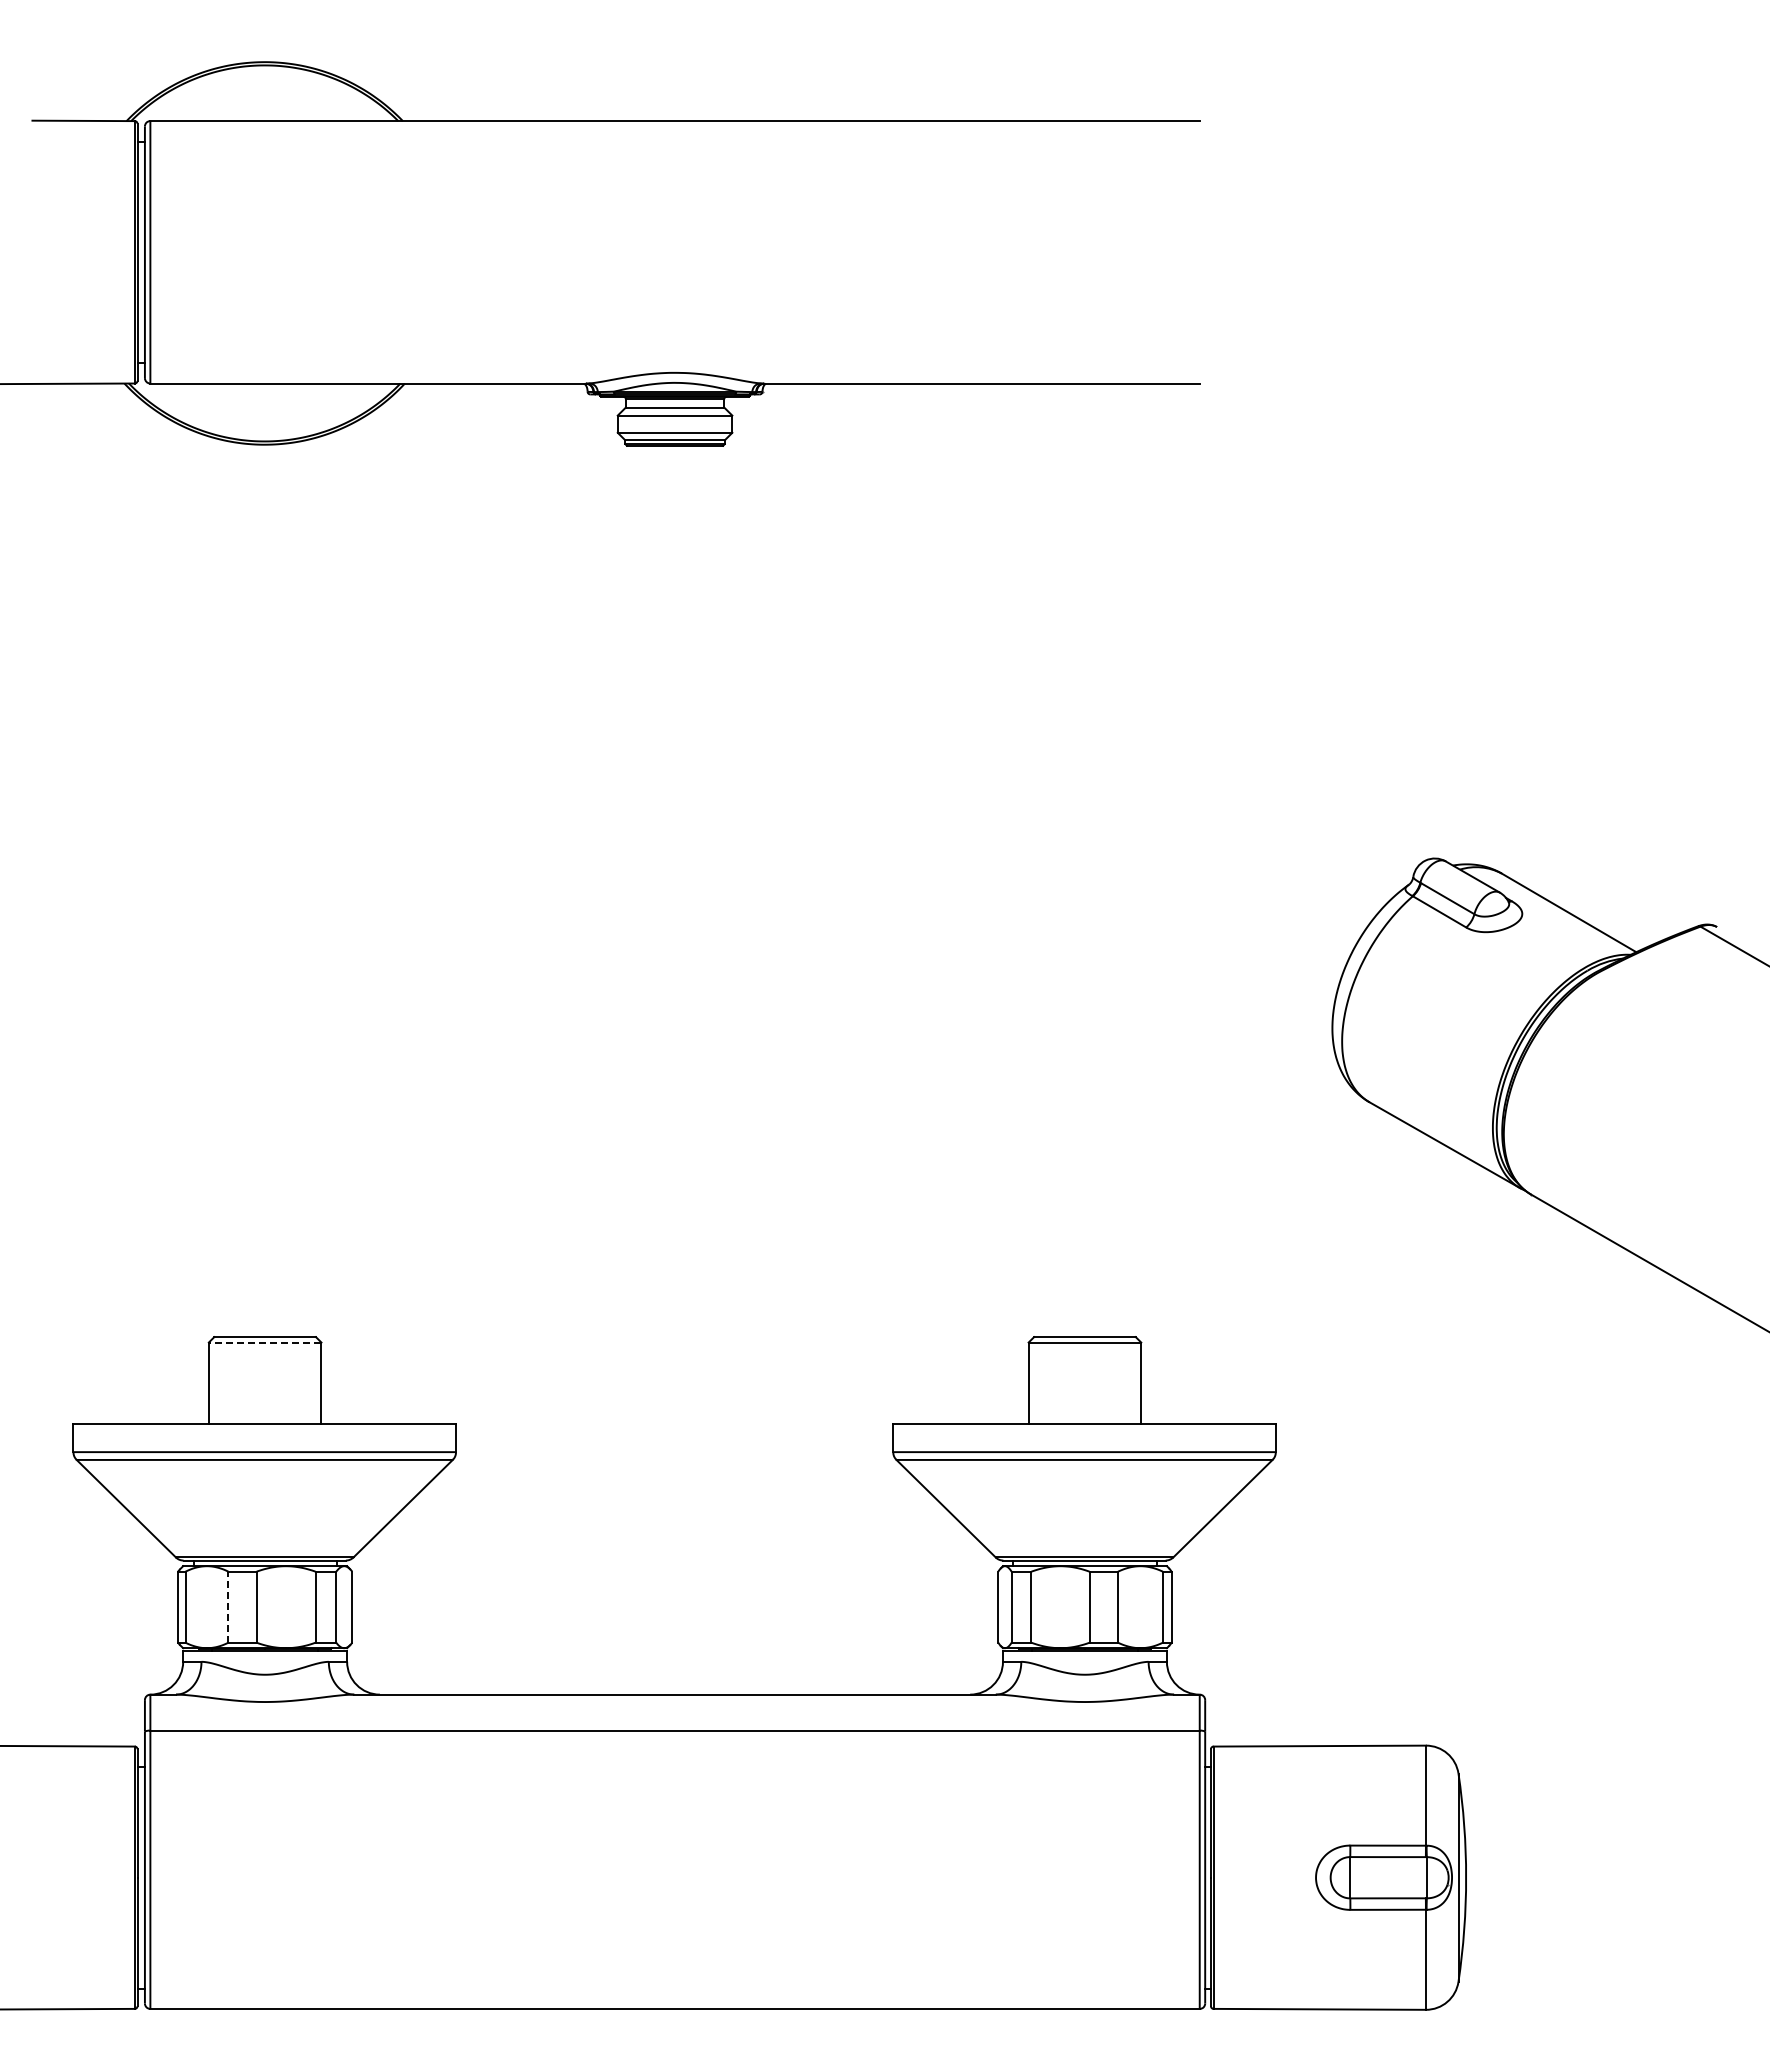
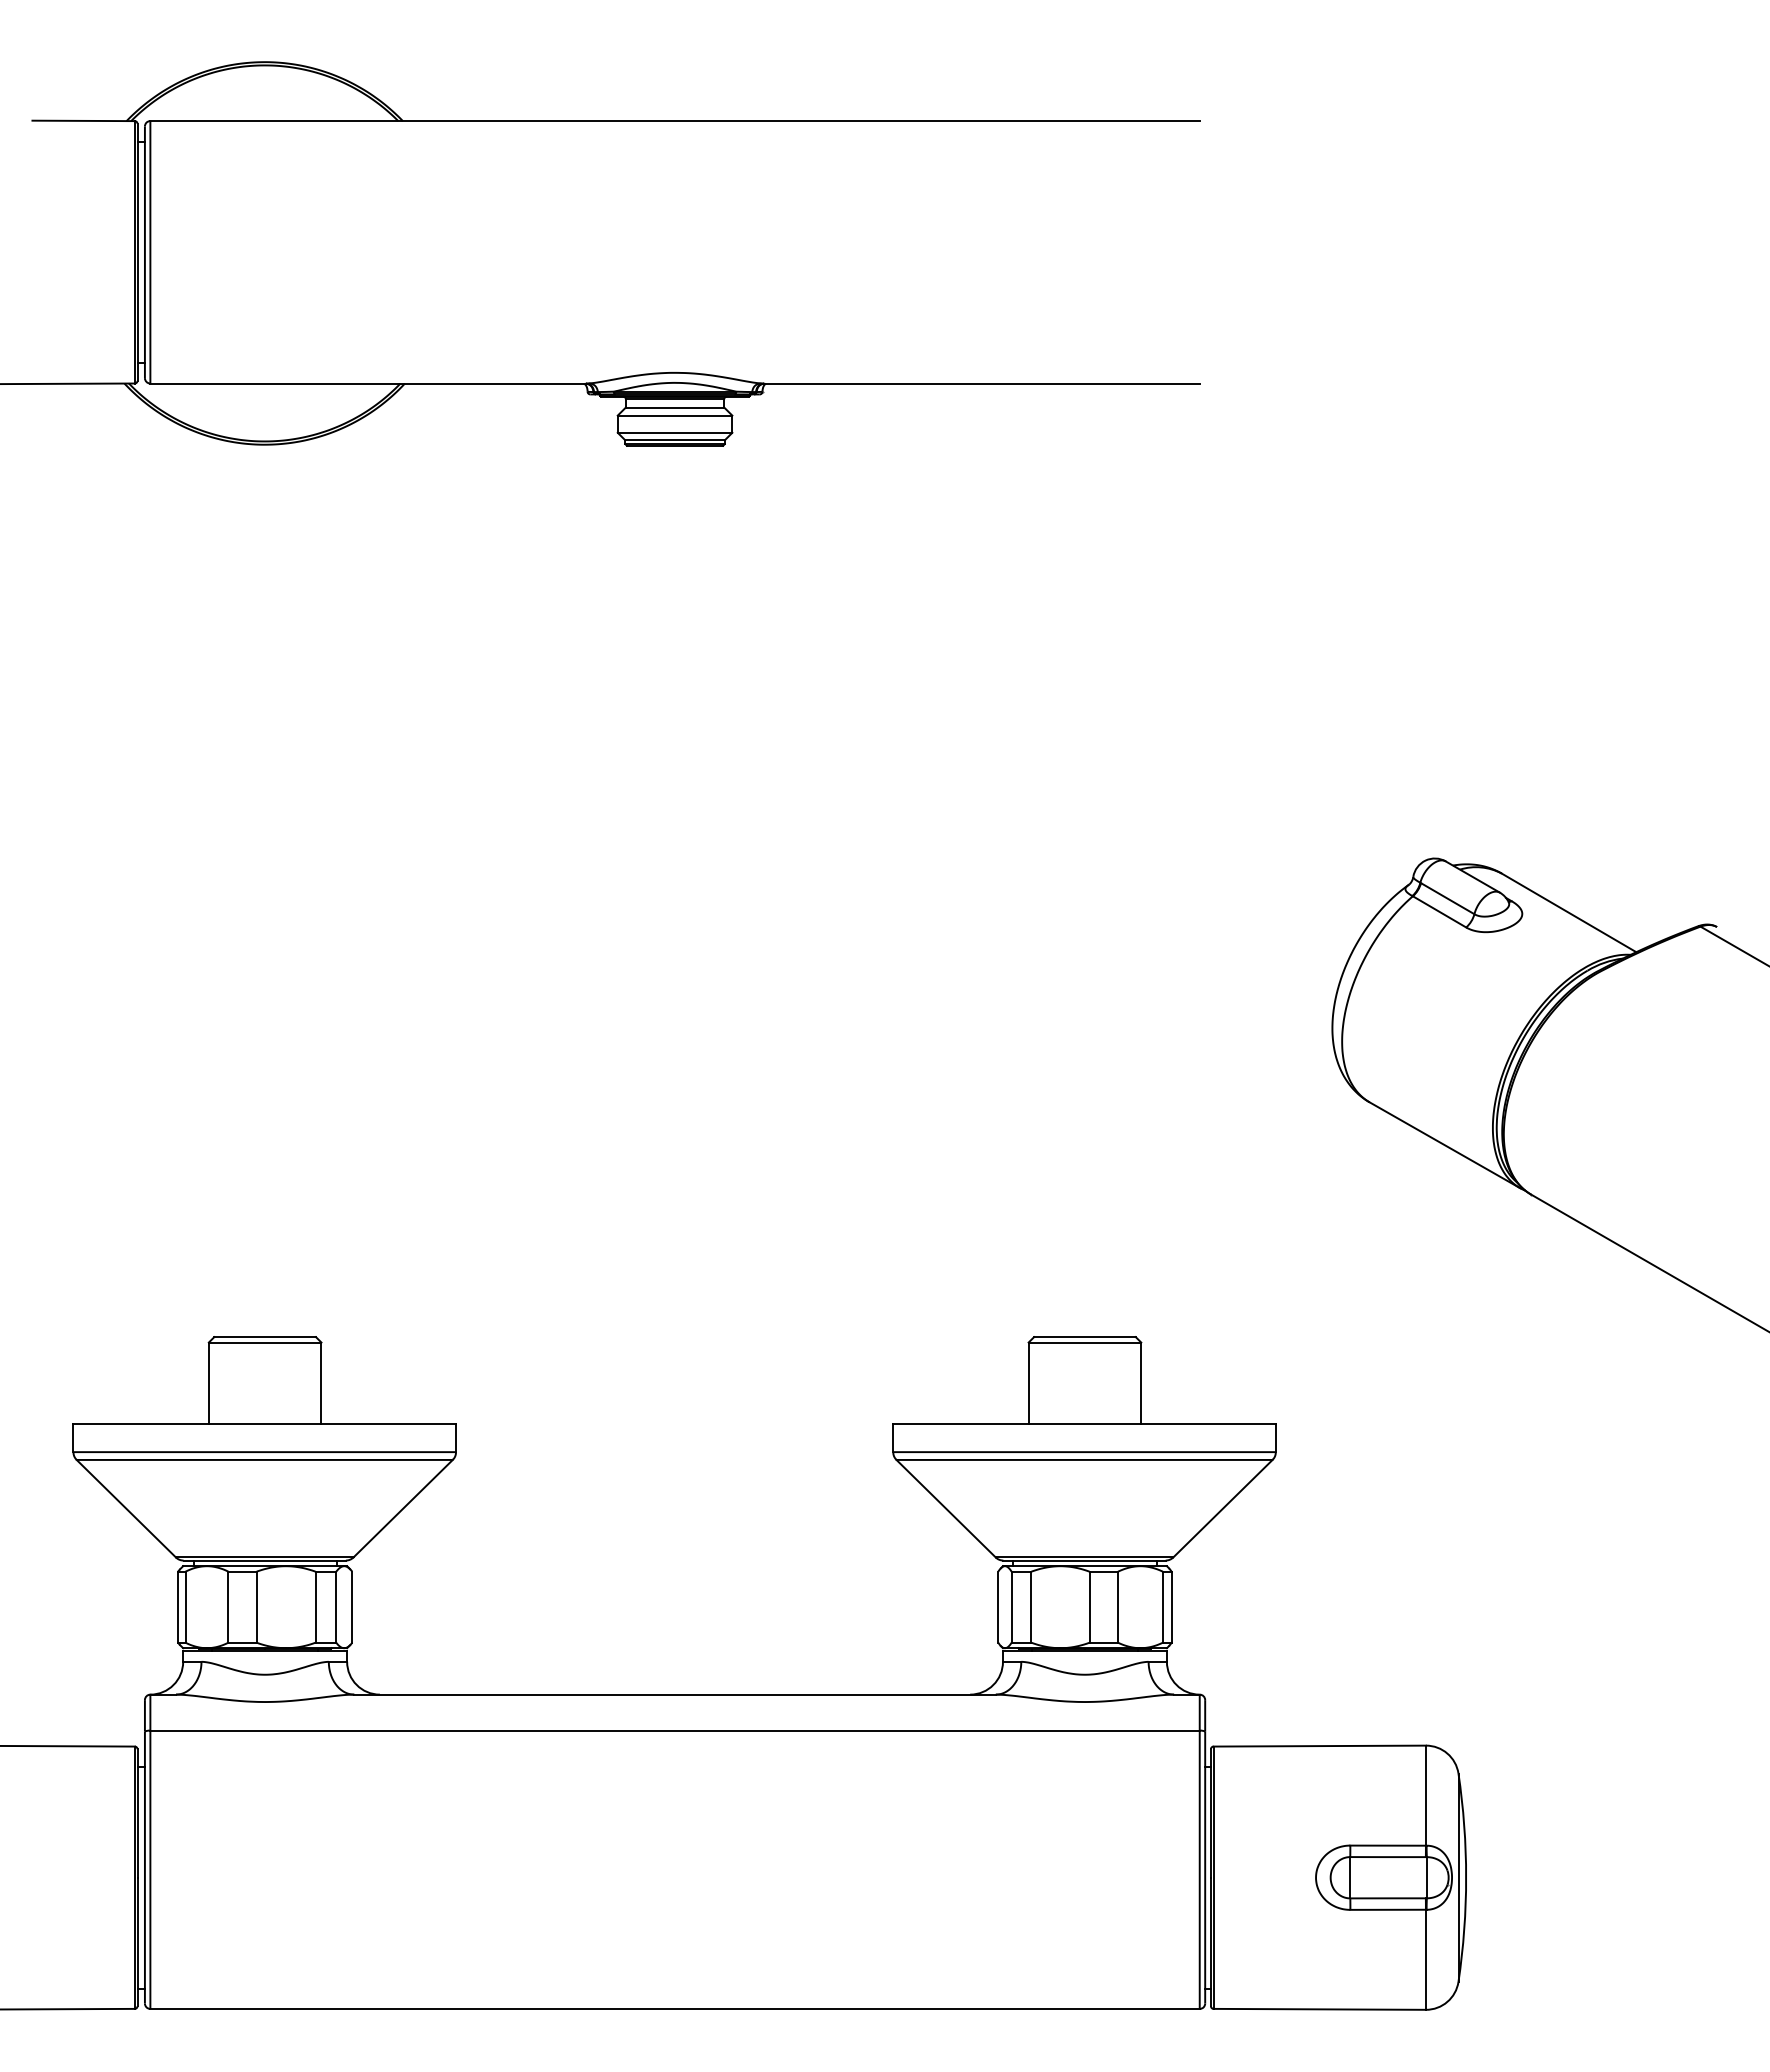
line: dashed -> solid (264, 1342)
line: dashed -> solid (228, 1607)
